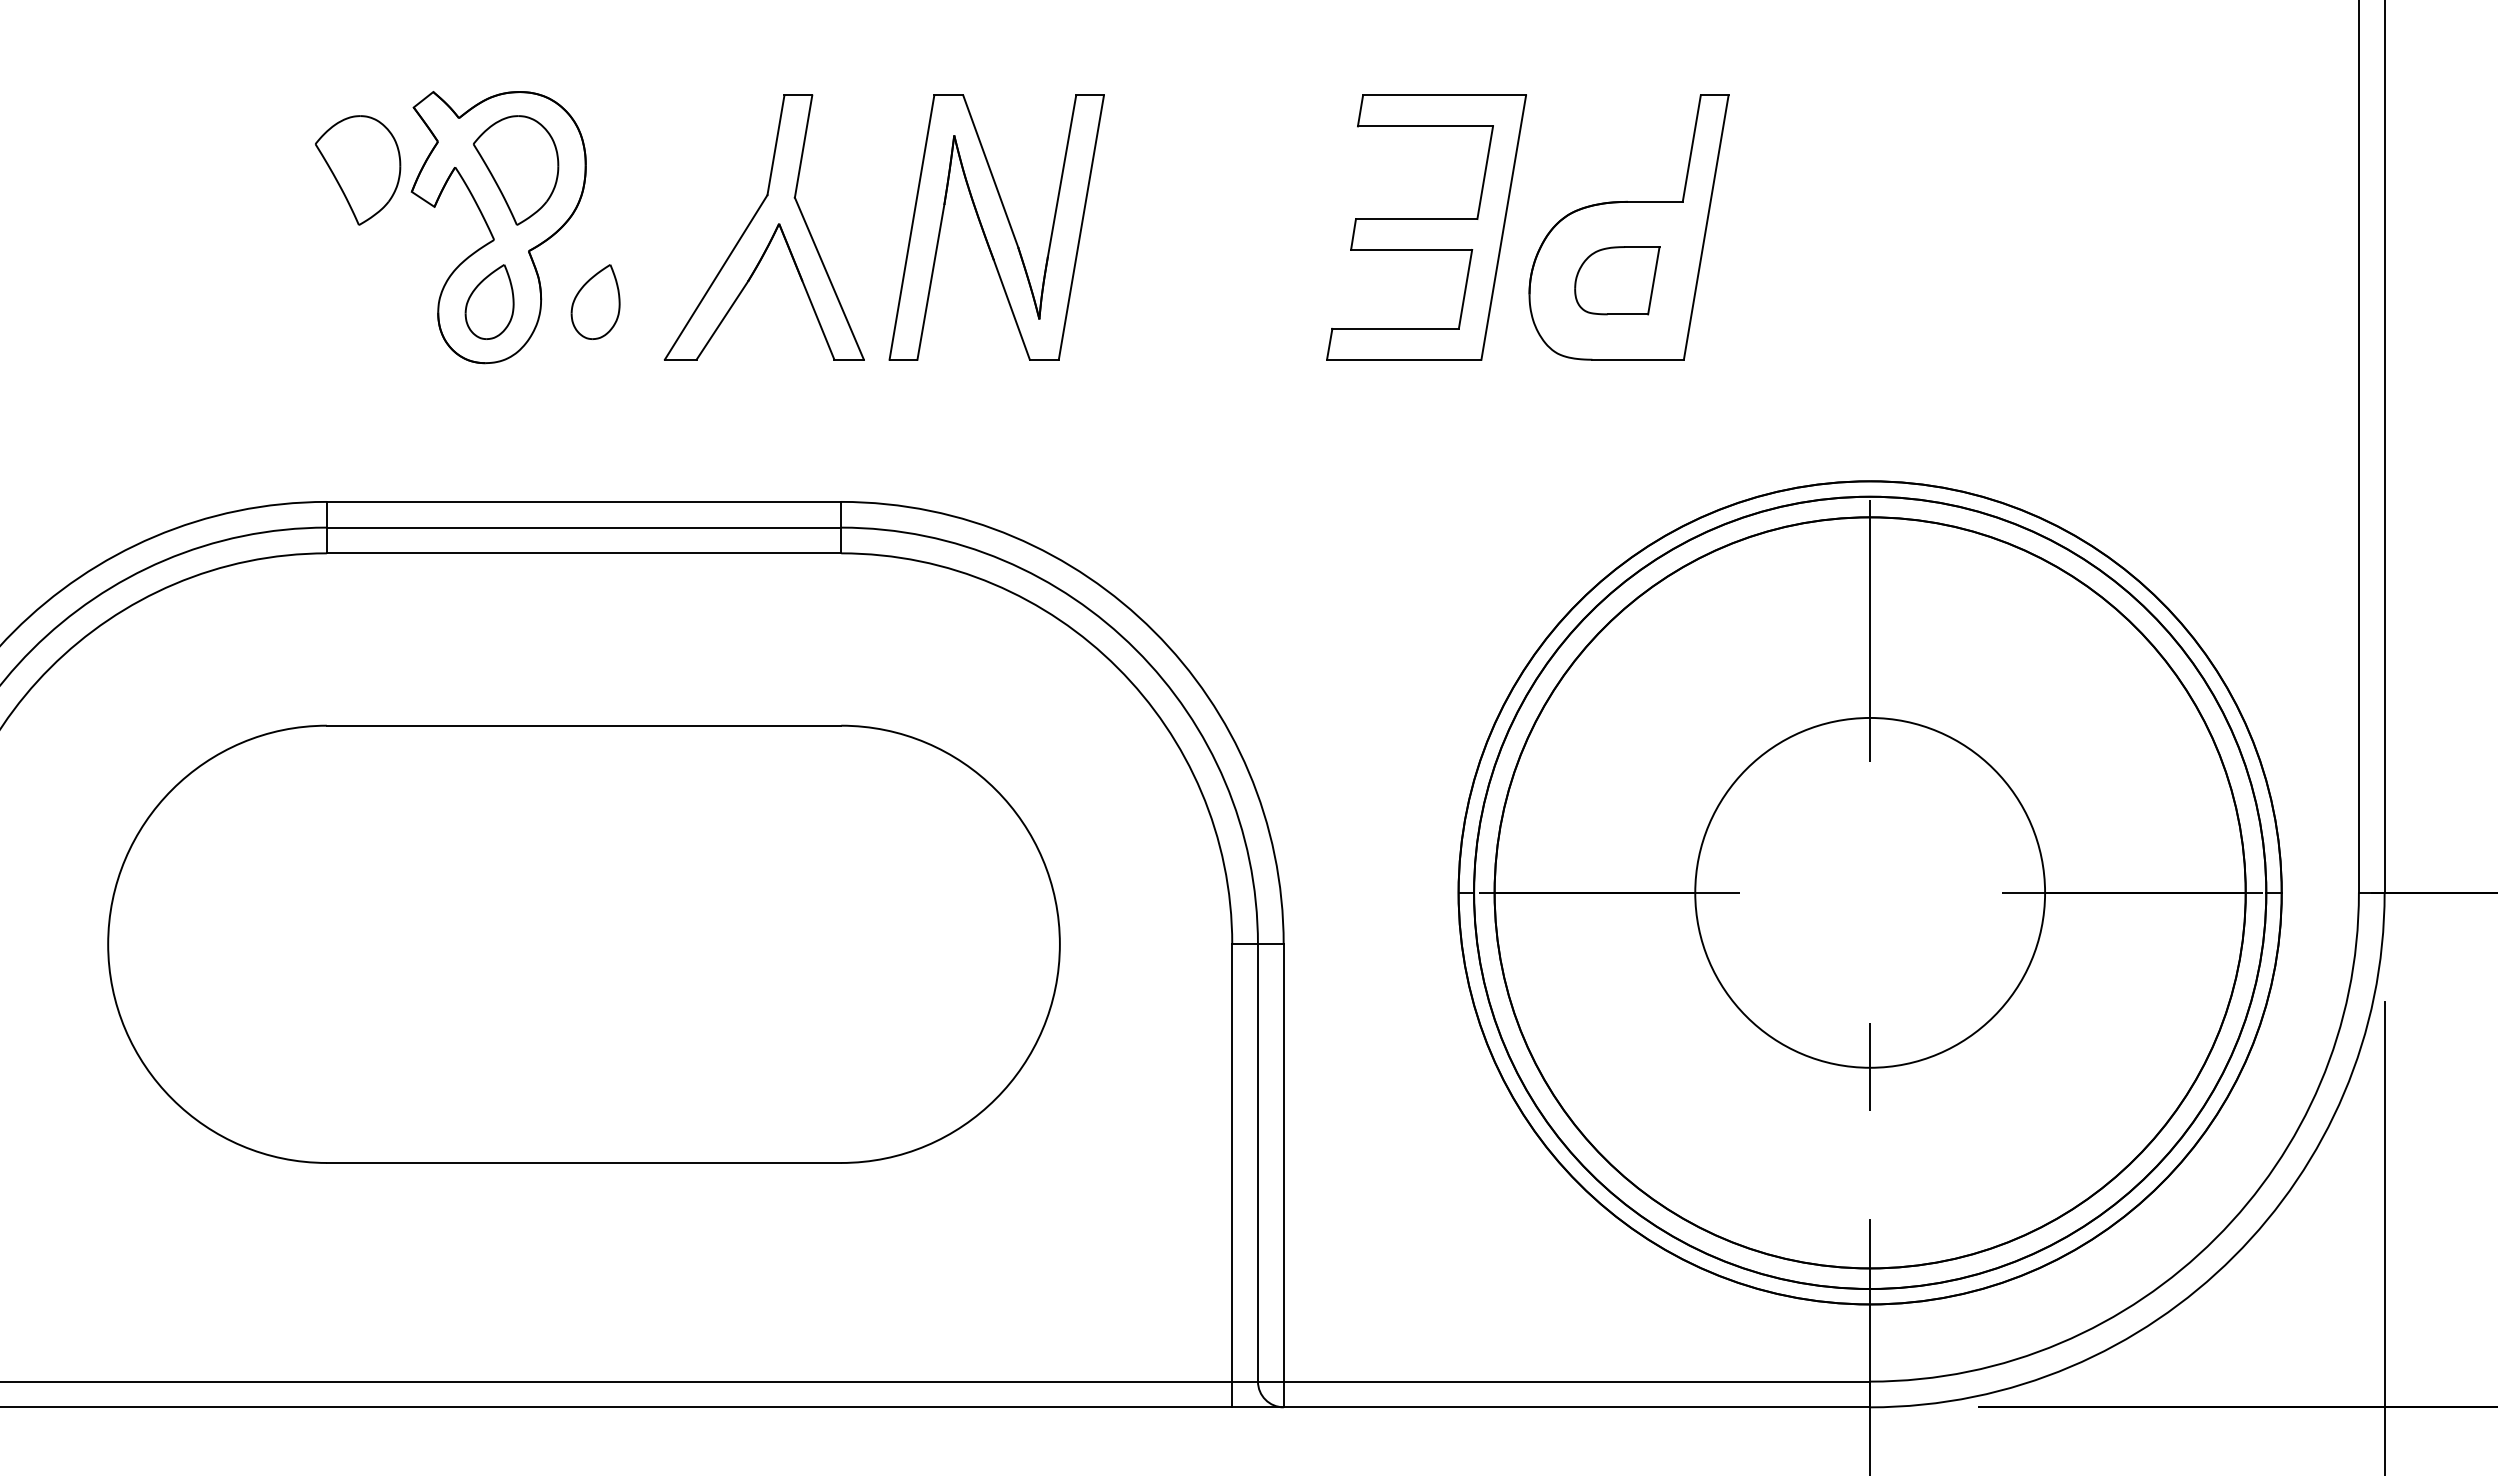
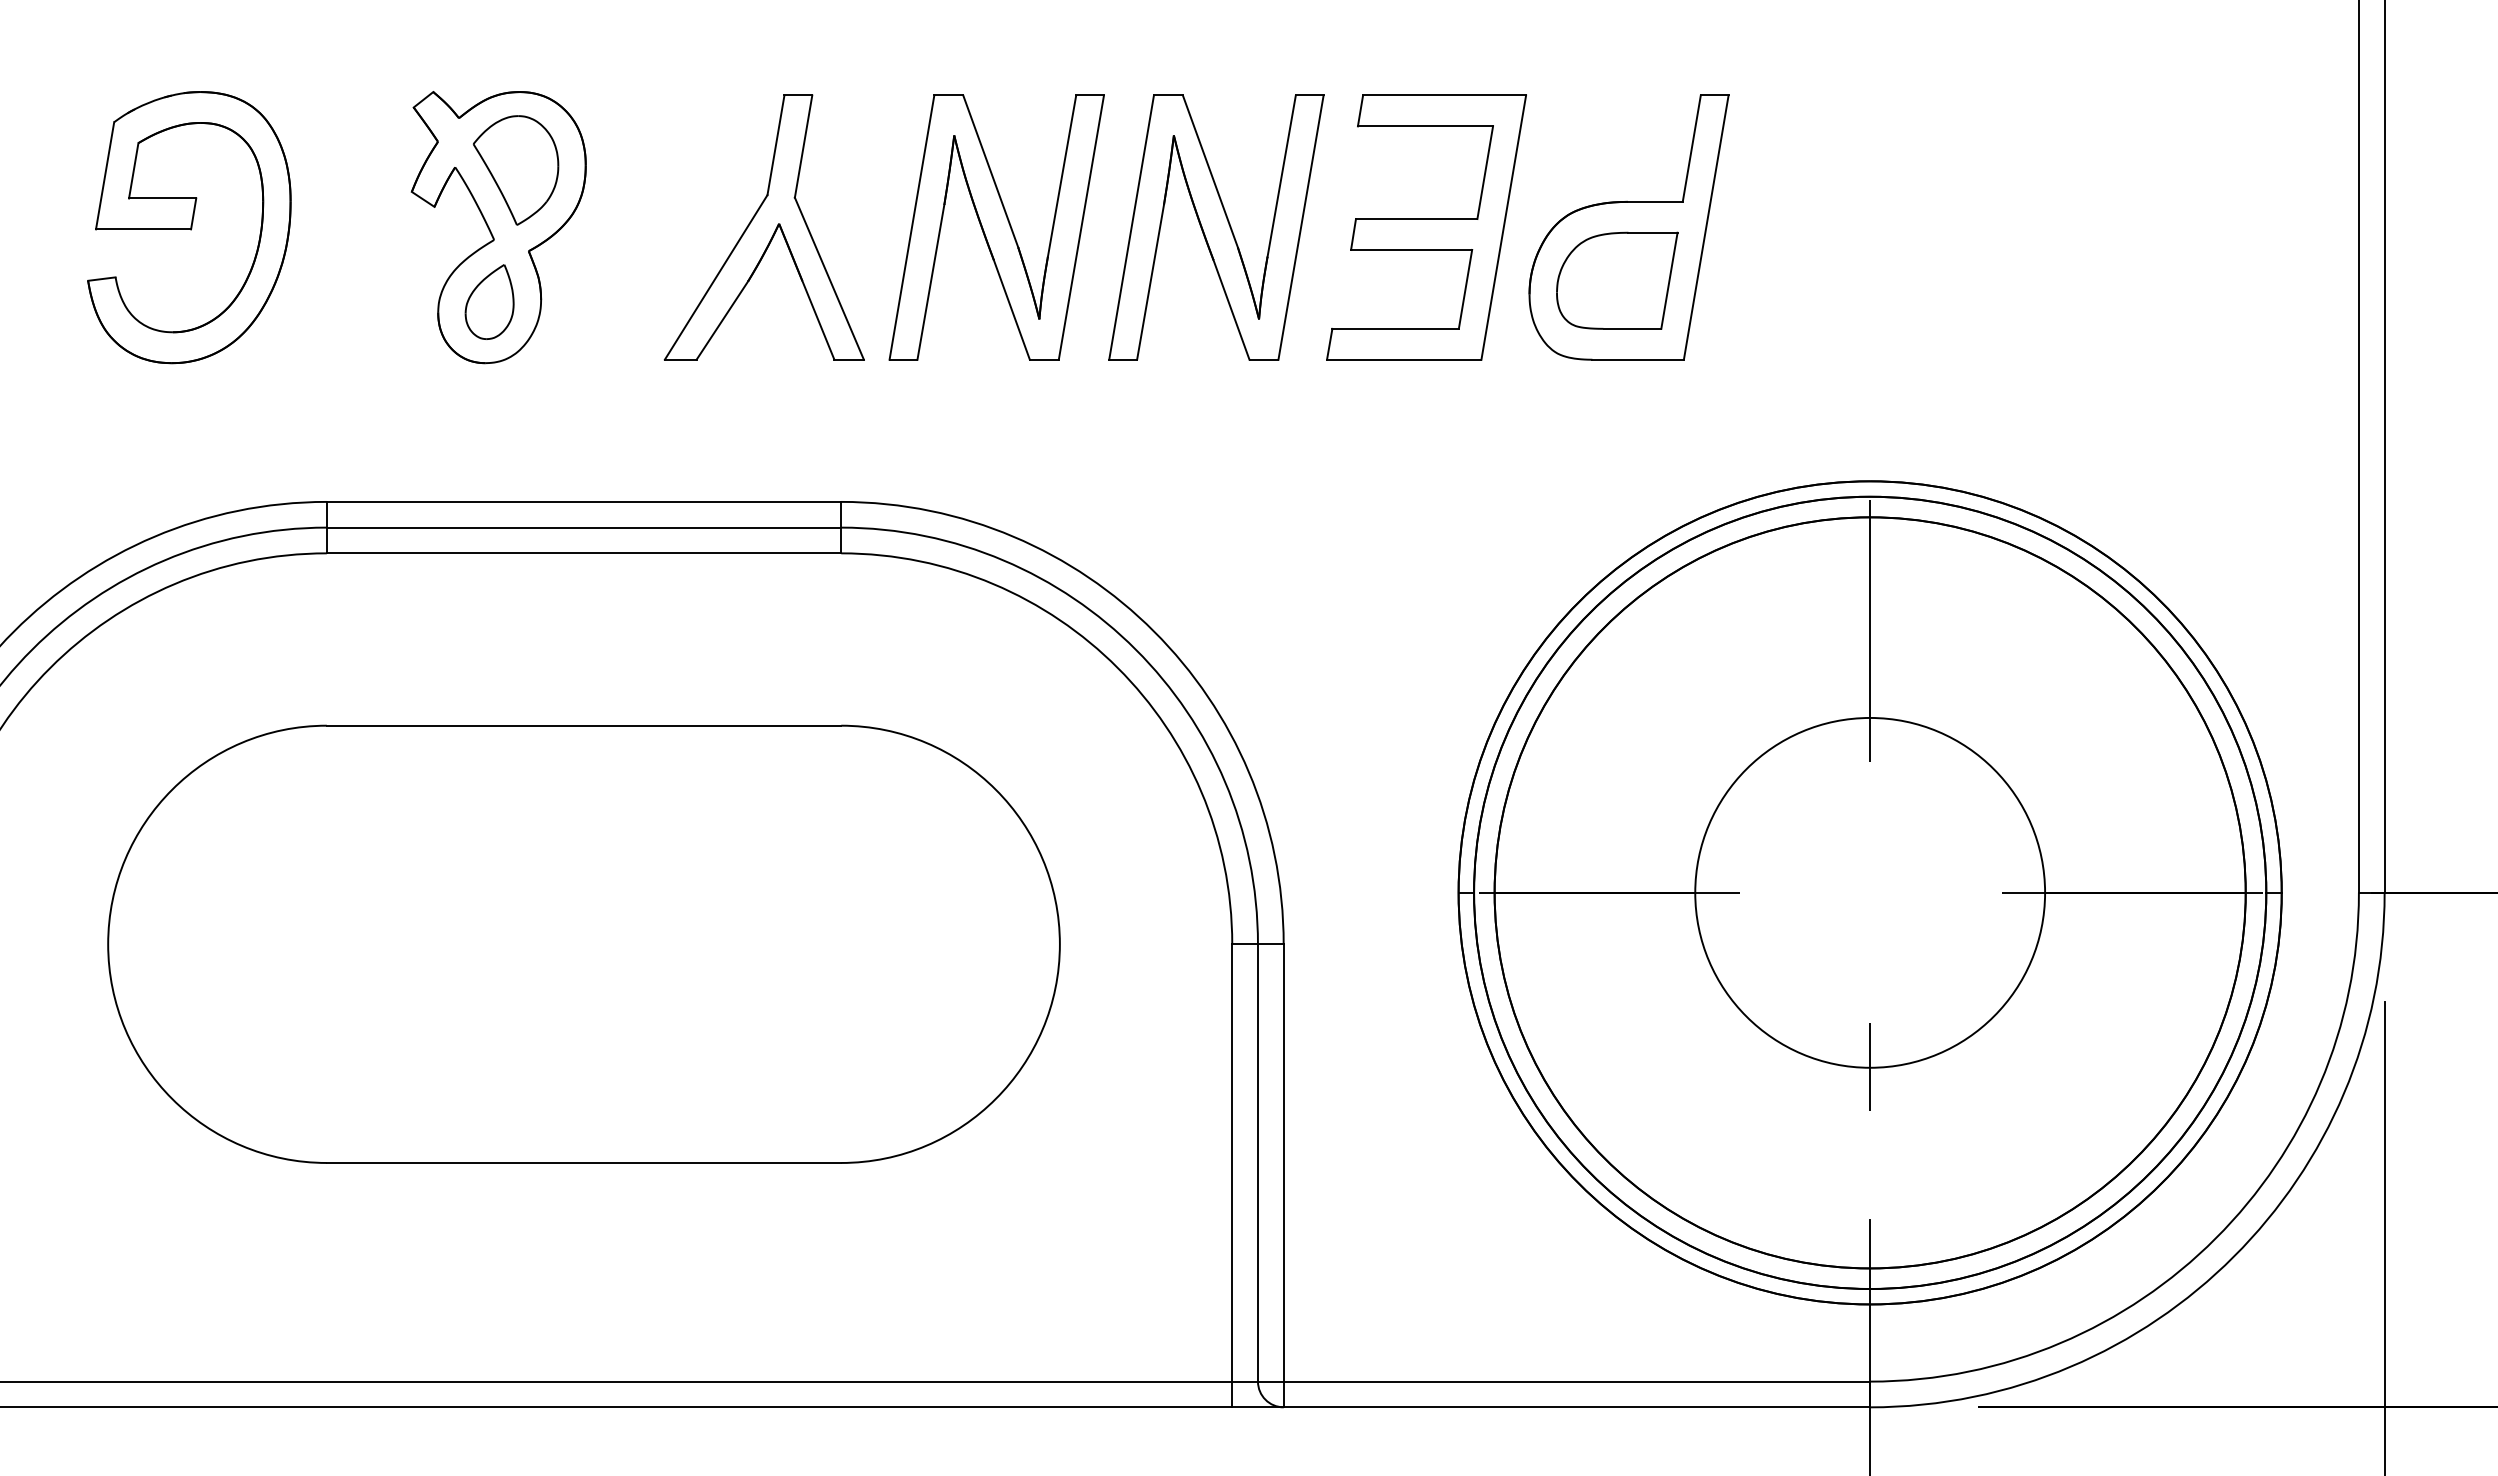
part: present -> none (358, 170)
part: none -> present (189, 227)
part: none -> present (1216, 227)
part size: 87x70 px -> 123x99 px (1617, 280)
part: present -> none (595, 301)
